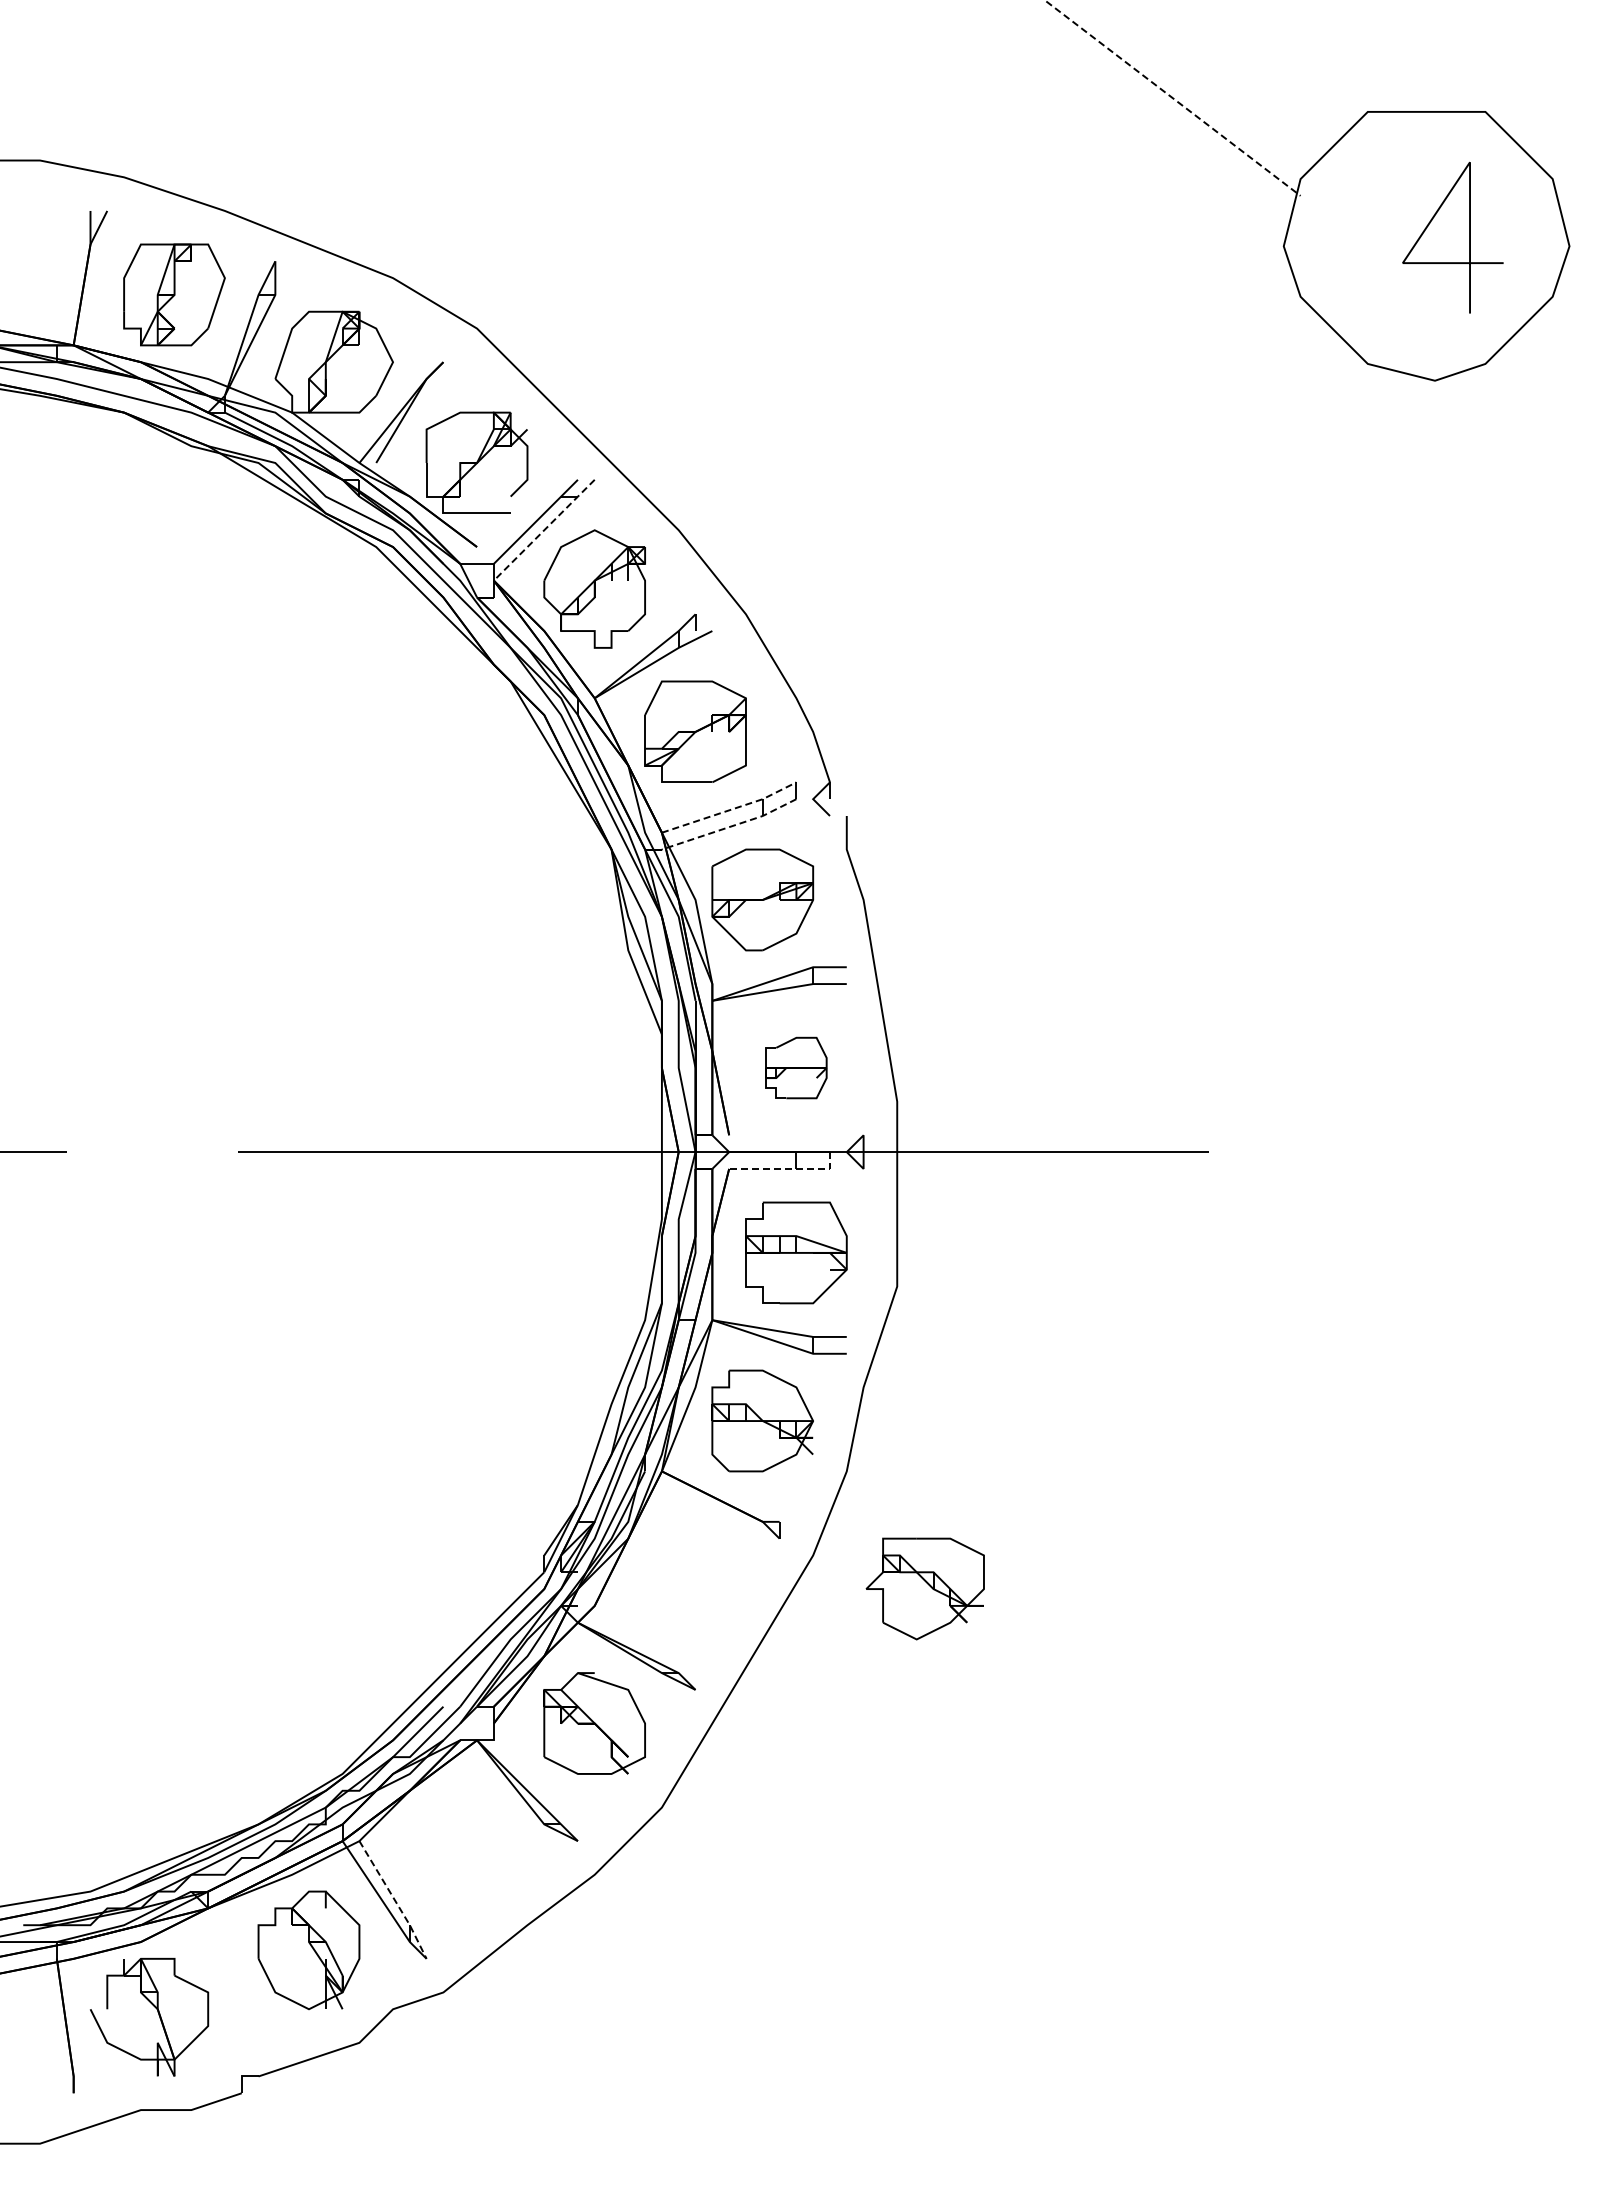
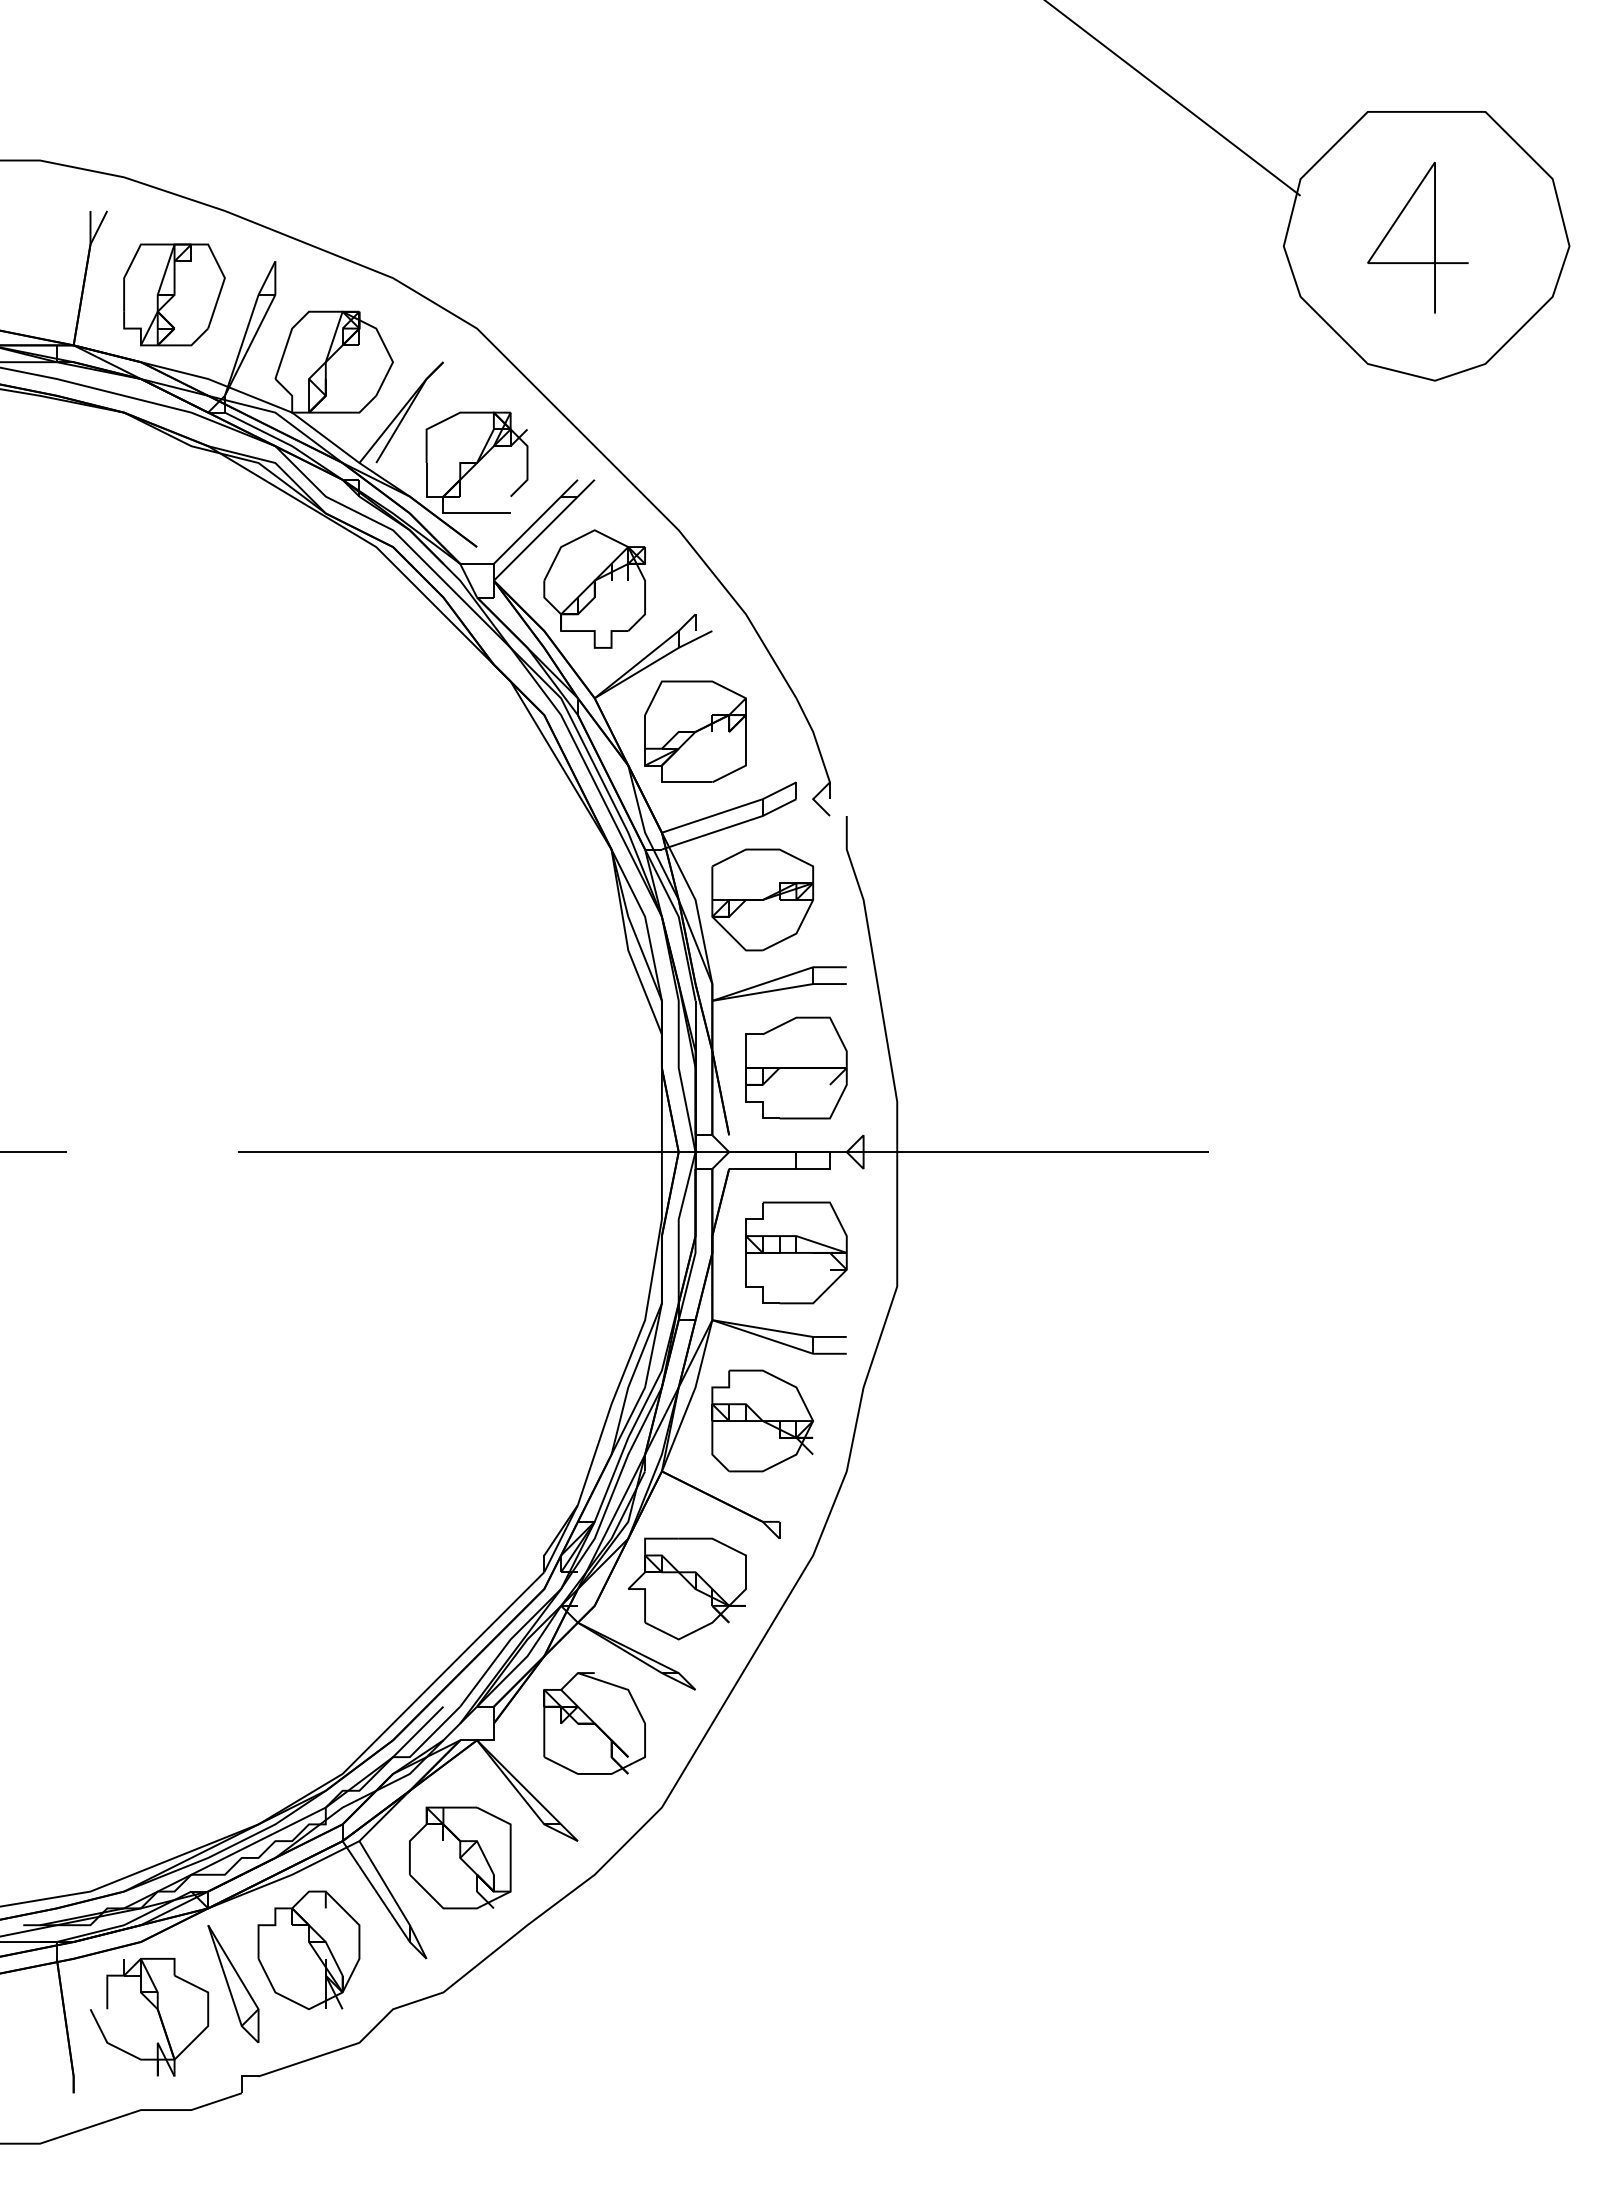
line: dashed -> solid (1172, 98)
line position: (1469, 237) -> (1434, 237) (1434, 237)
line: dashed -> solid (544, 529)
line: dashed -> solid (730, 809)
line: dashed -> solid (730, 826)
part size: 63x64 px -> 103x104 px (796, 1067)
line: dashed -> solid (788, 1168)
part position: (924, 1588) -> (686, 1588) (686, 1588)
part: none -> present (460, 1857)
line: dashed -> solid (394, 1899)
part: none -> present (233, 1984)
